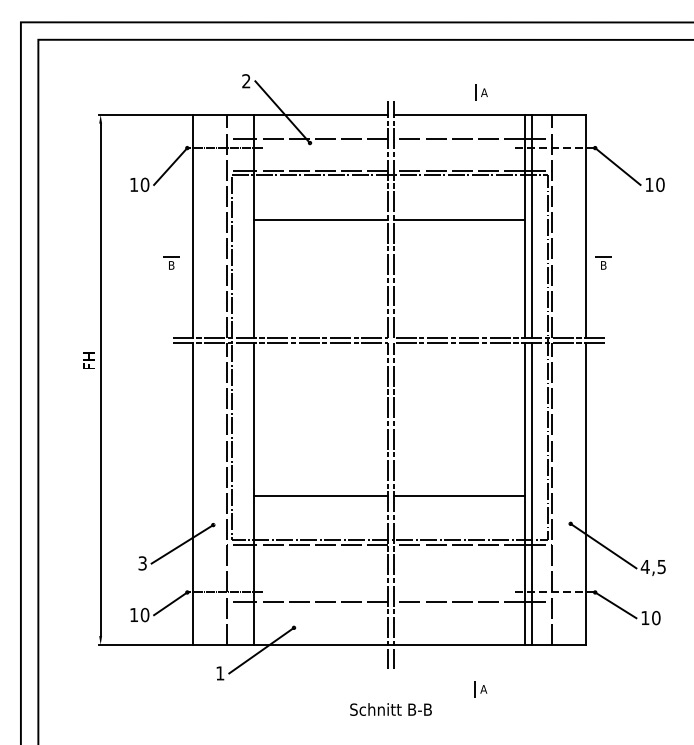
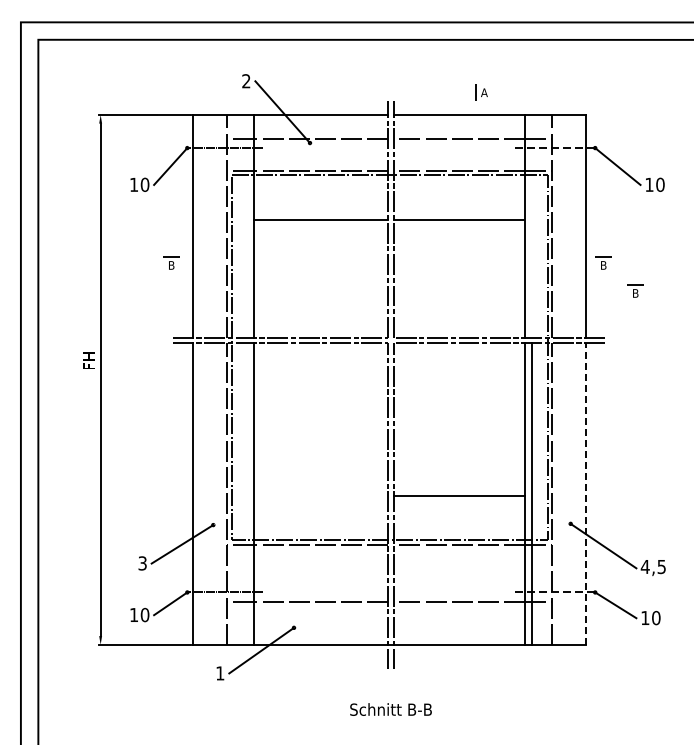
line: present -> none (532, 225)
part: none -> present (635, 290)
line: solid -> dashed (586, 493)
line: present -> none (321, 496)
part: present -> none (480, 689)
